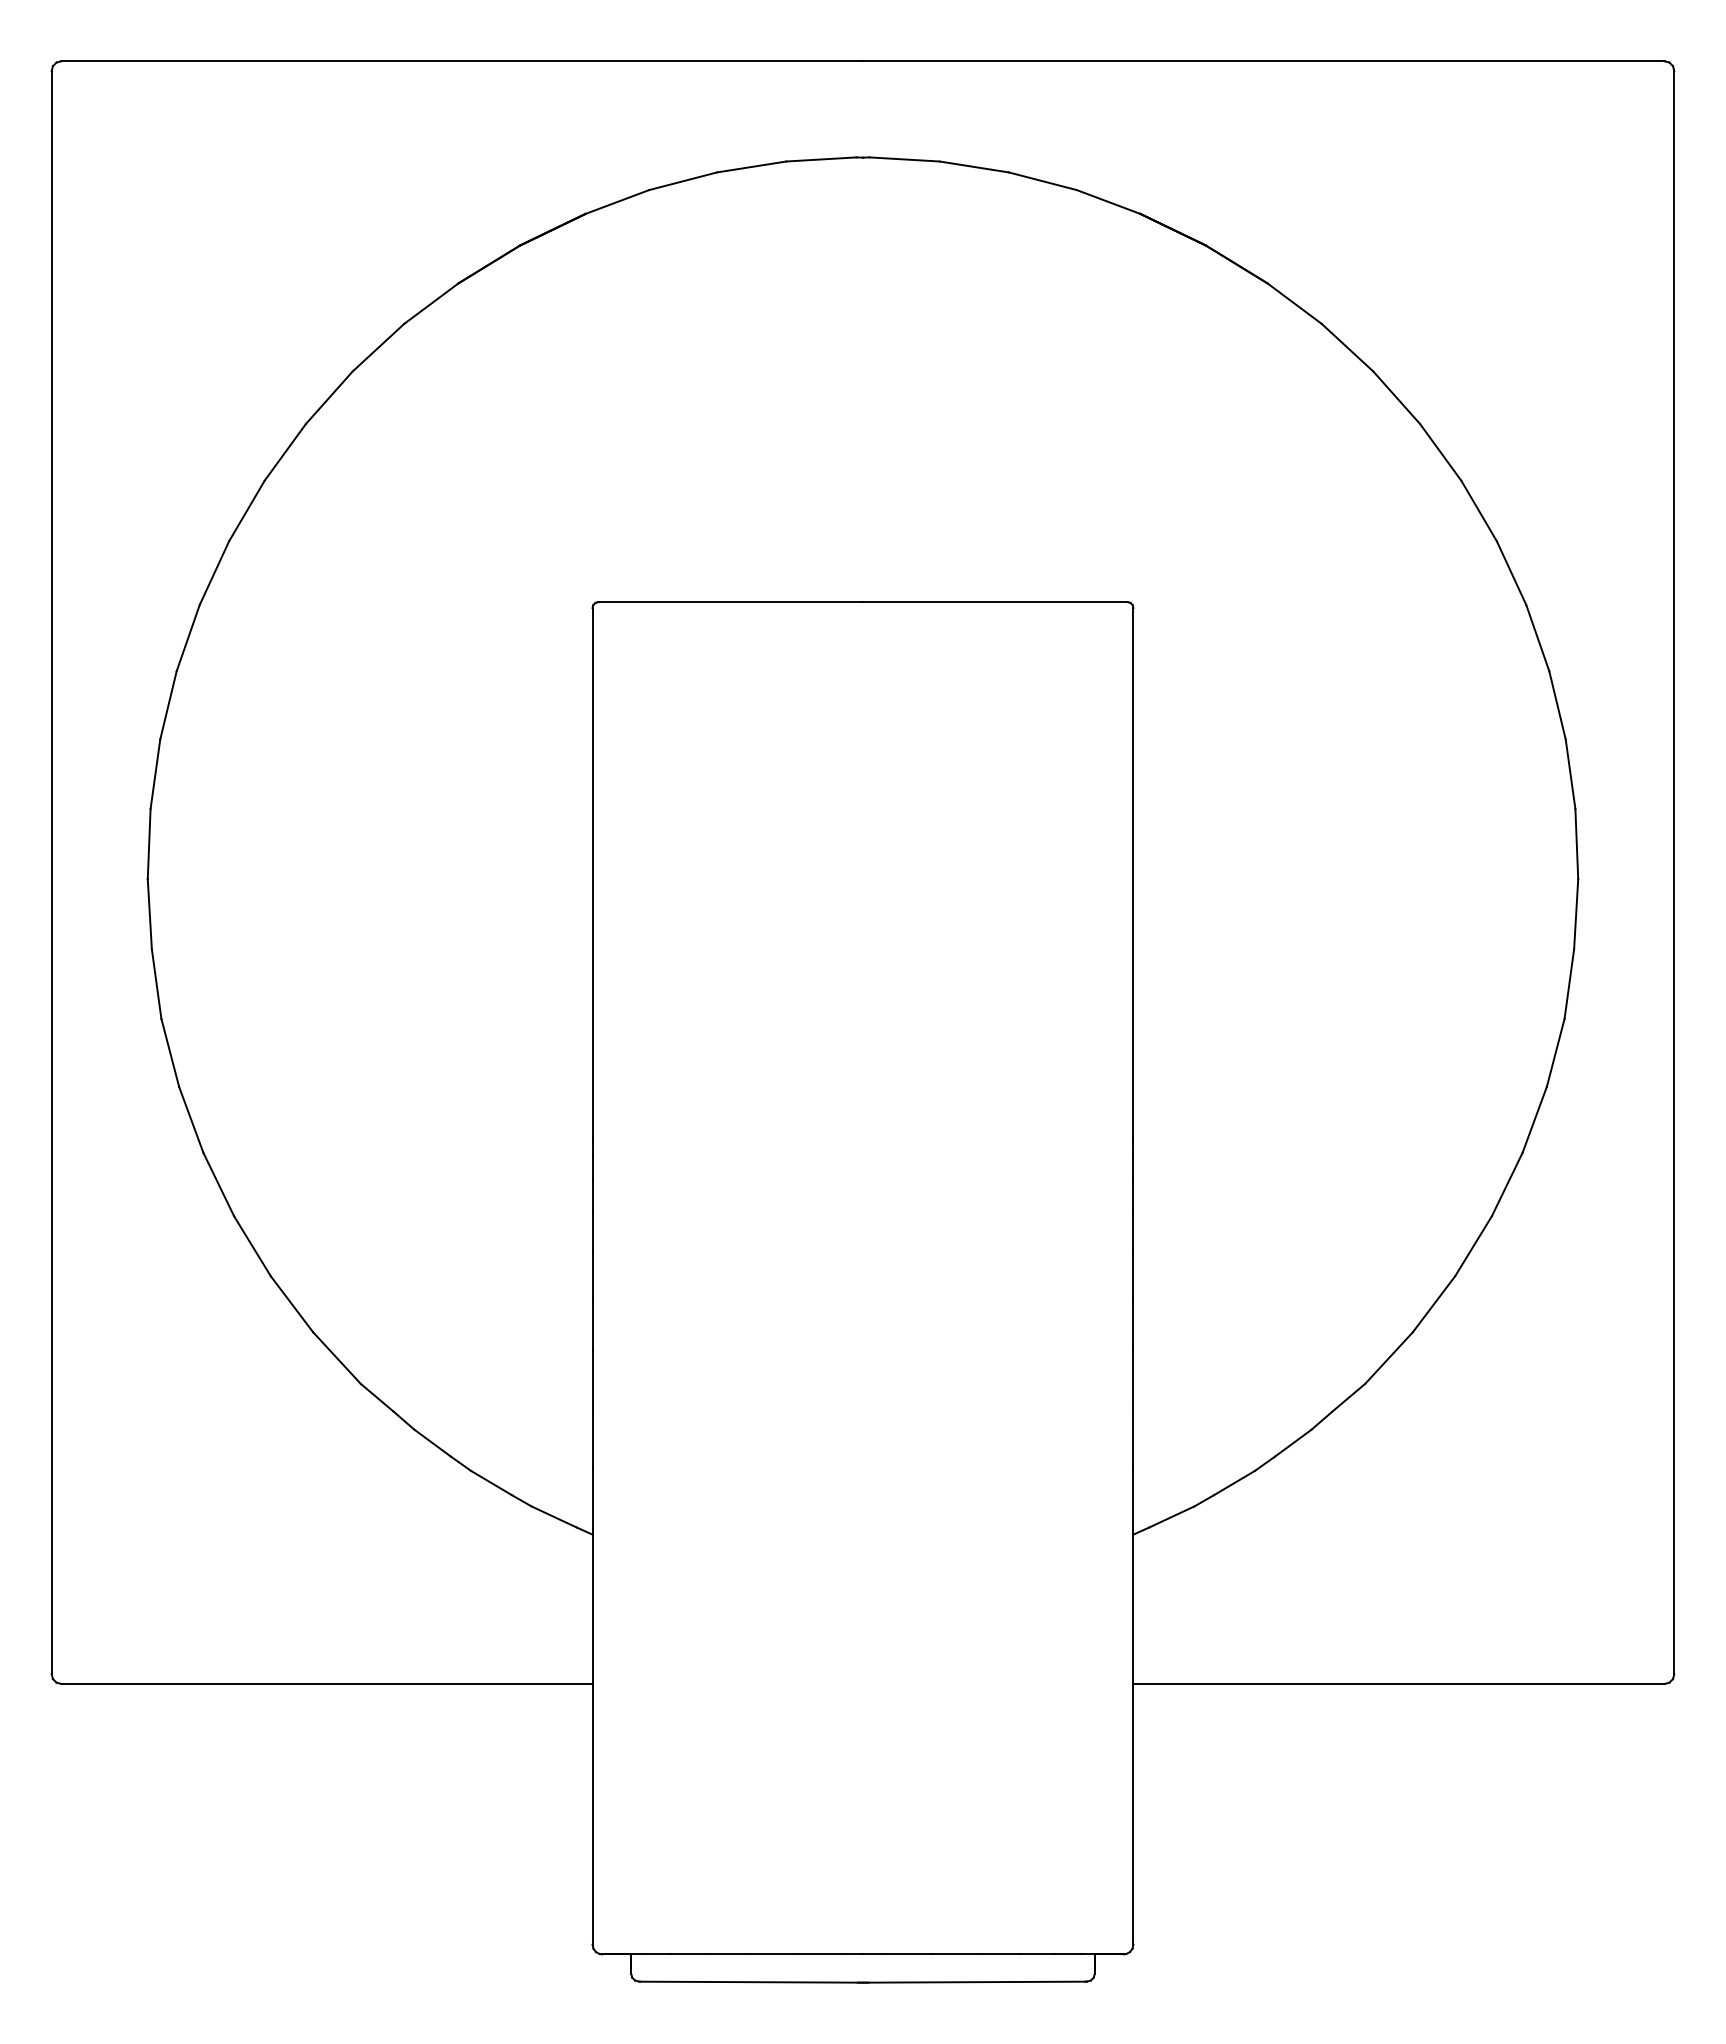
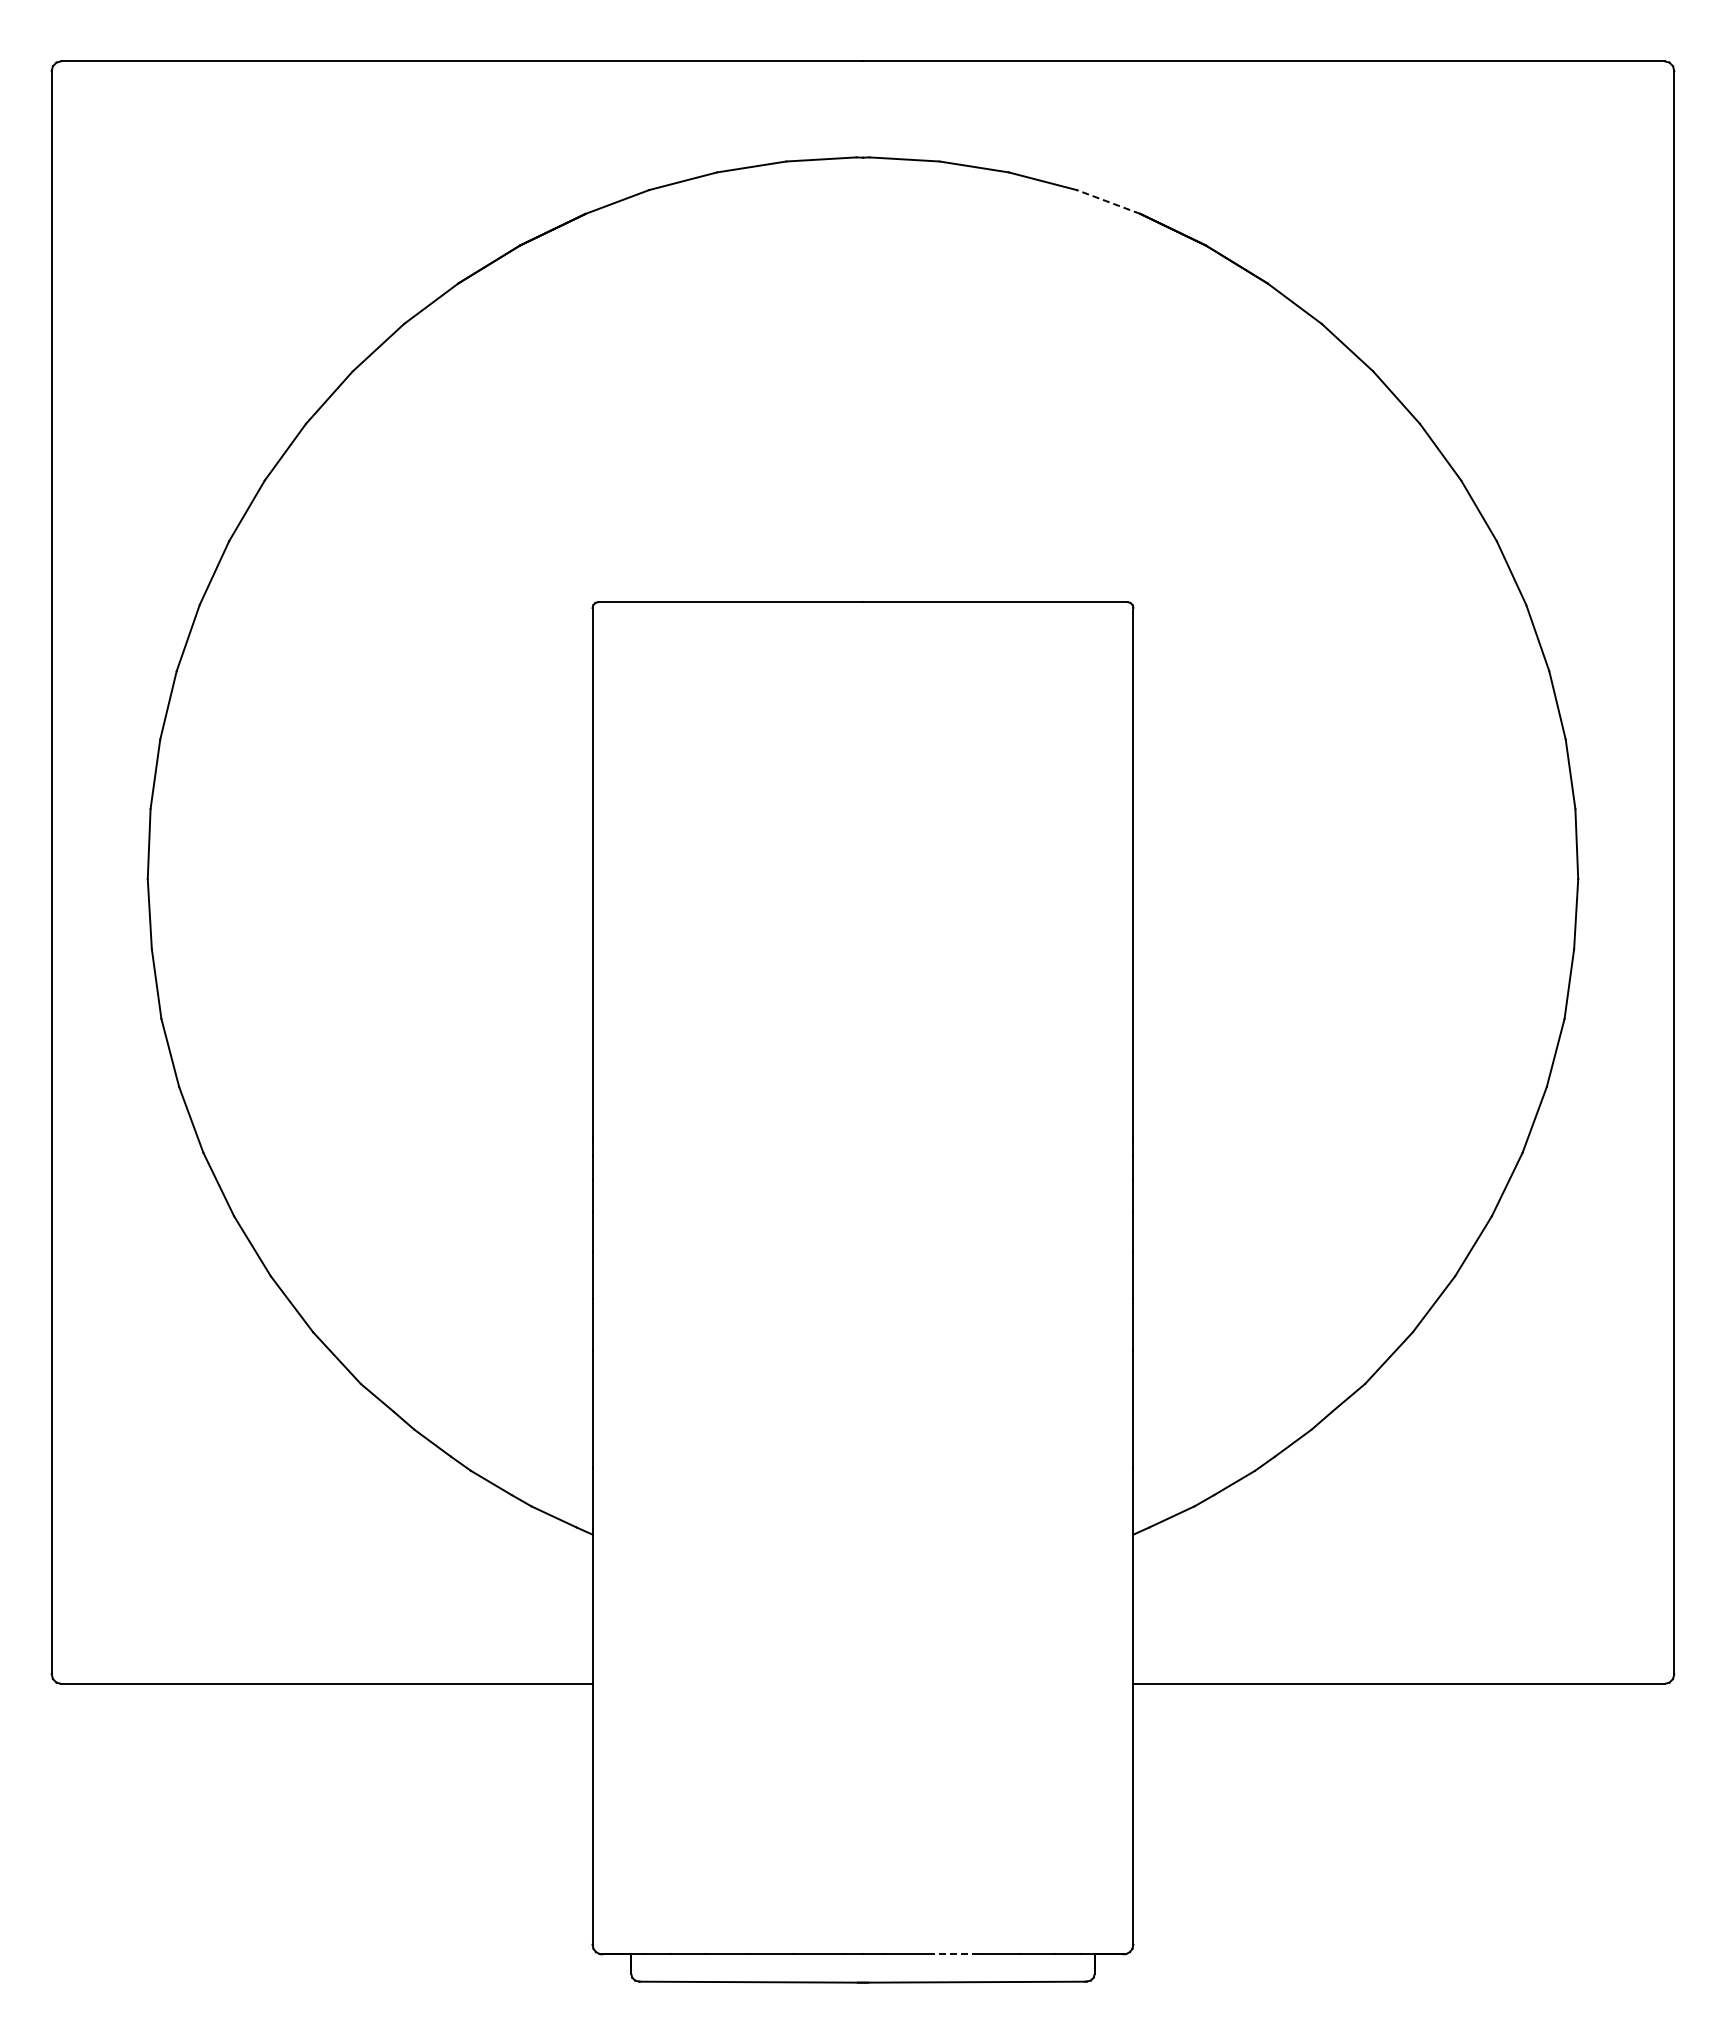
line: solid -> dashed (1108, 202)
line: solid -> dashed (954, 1954)
